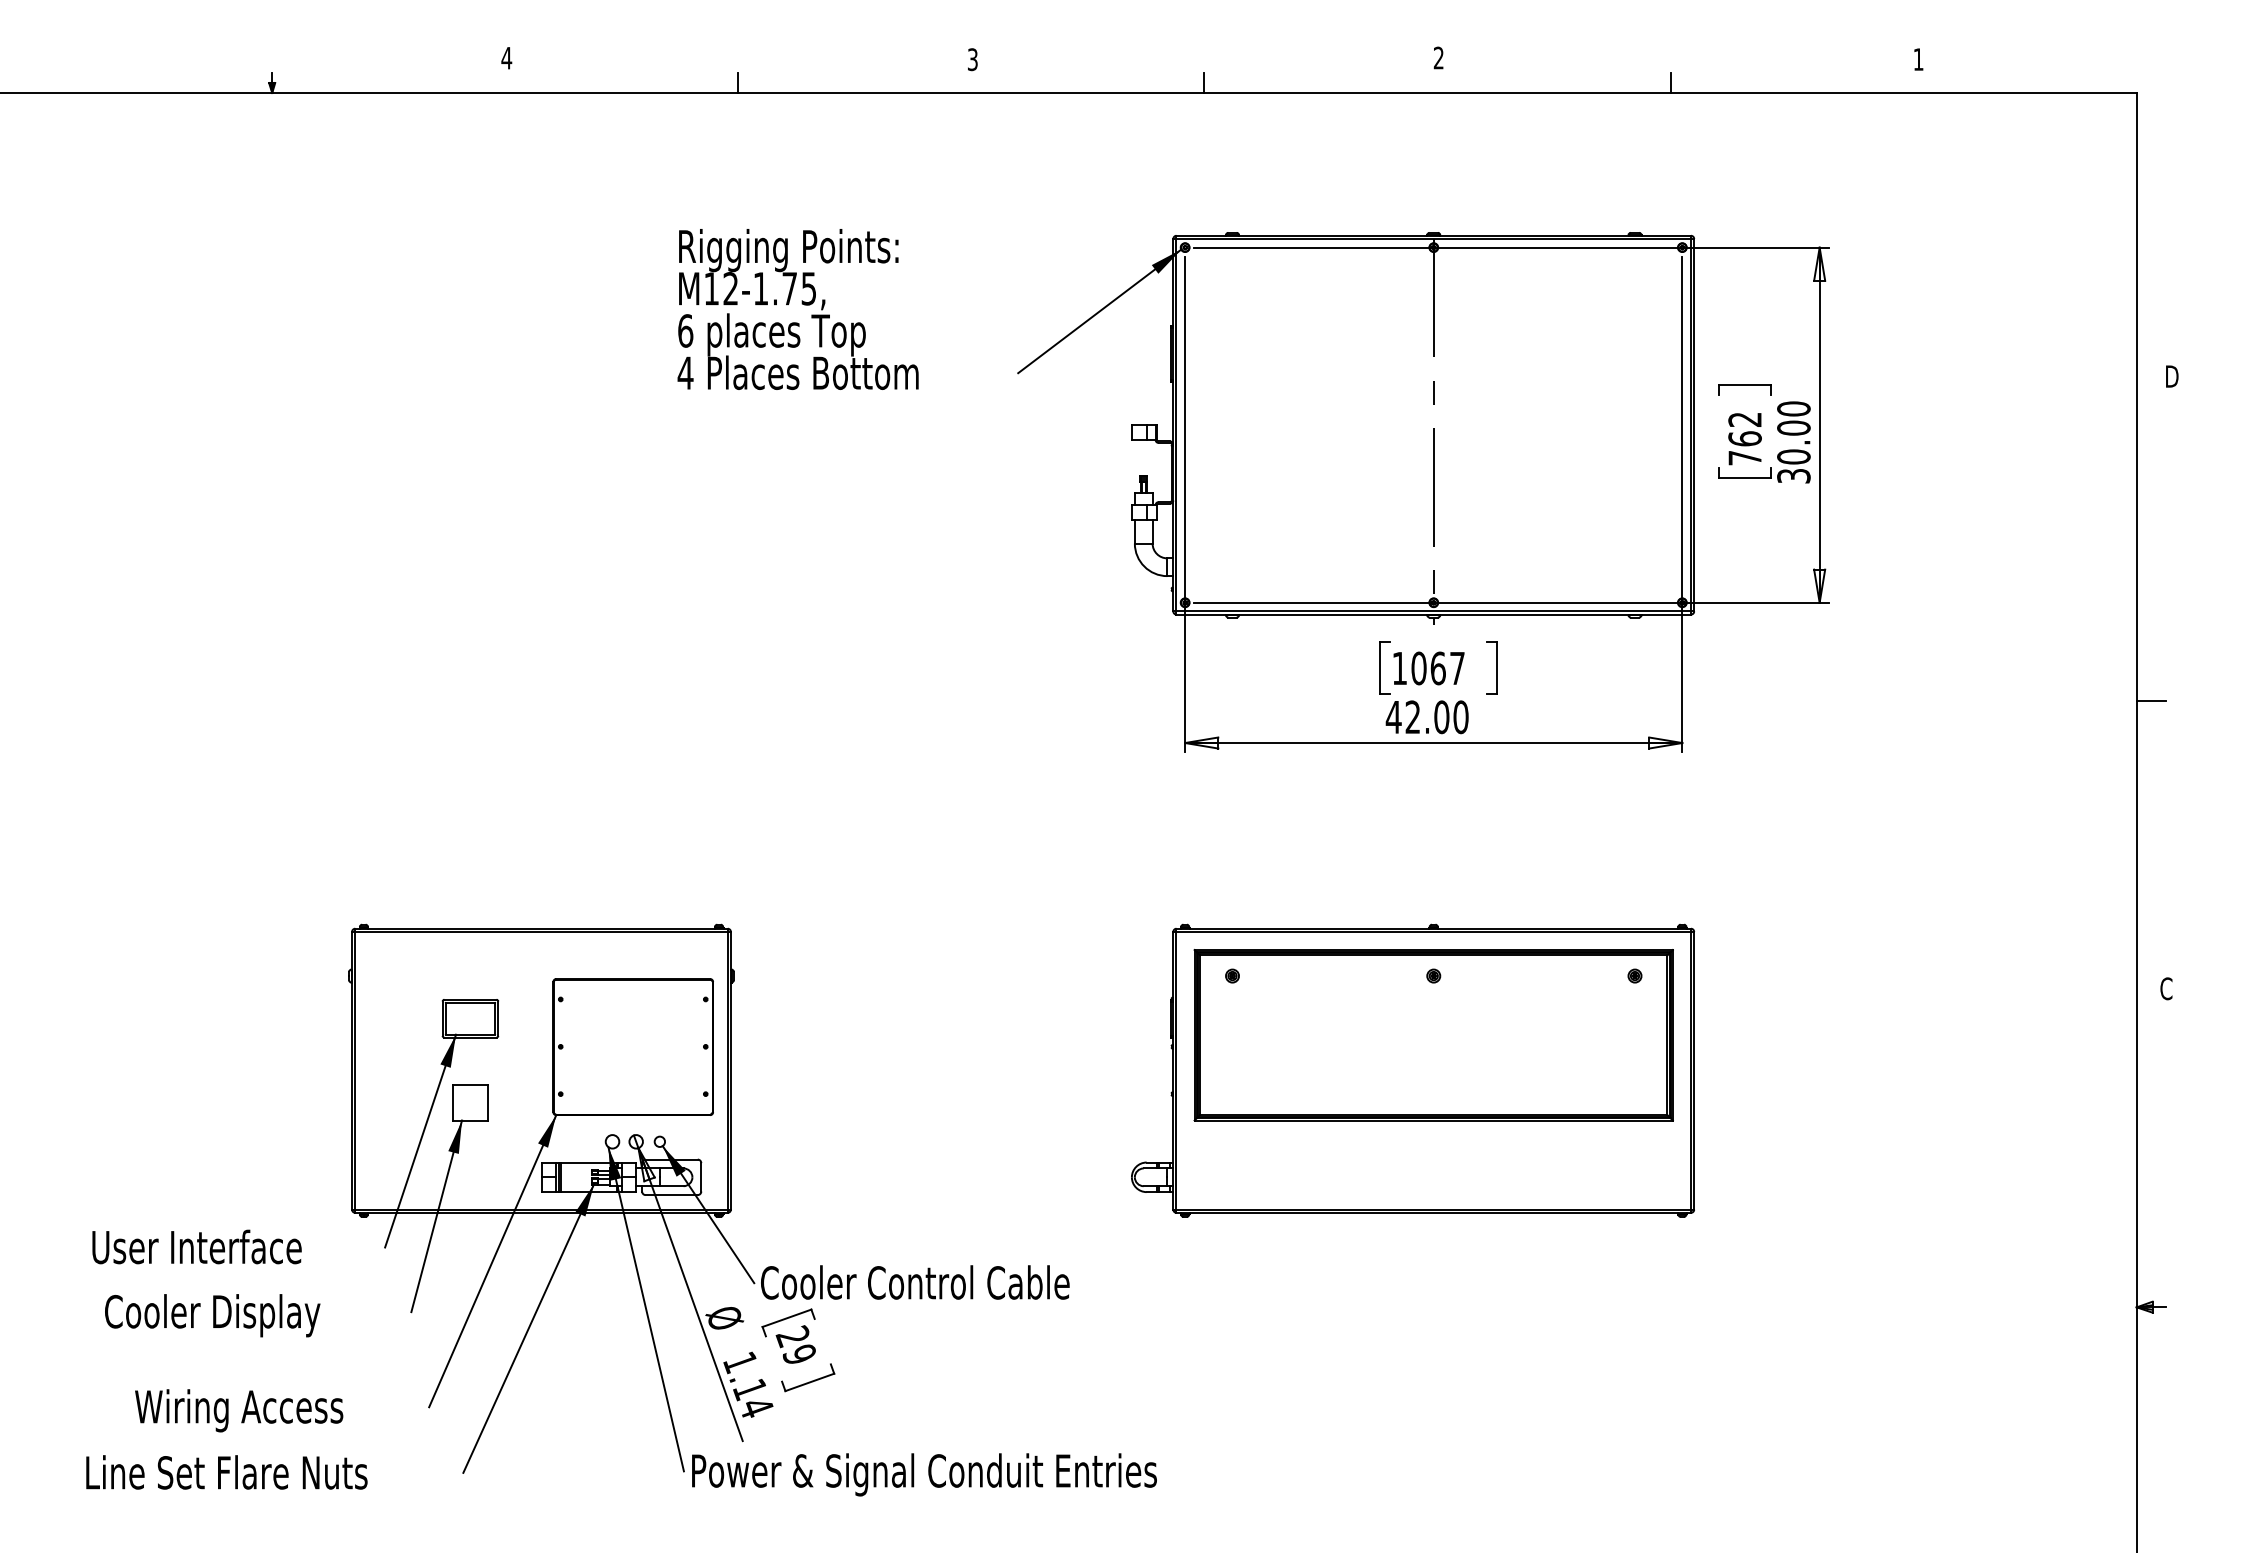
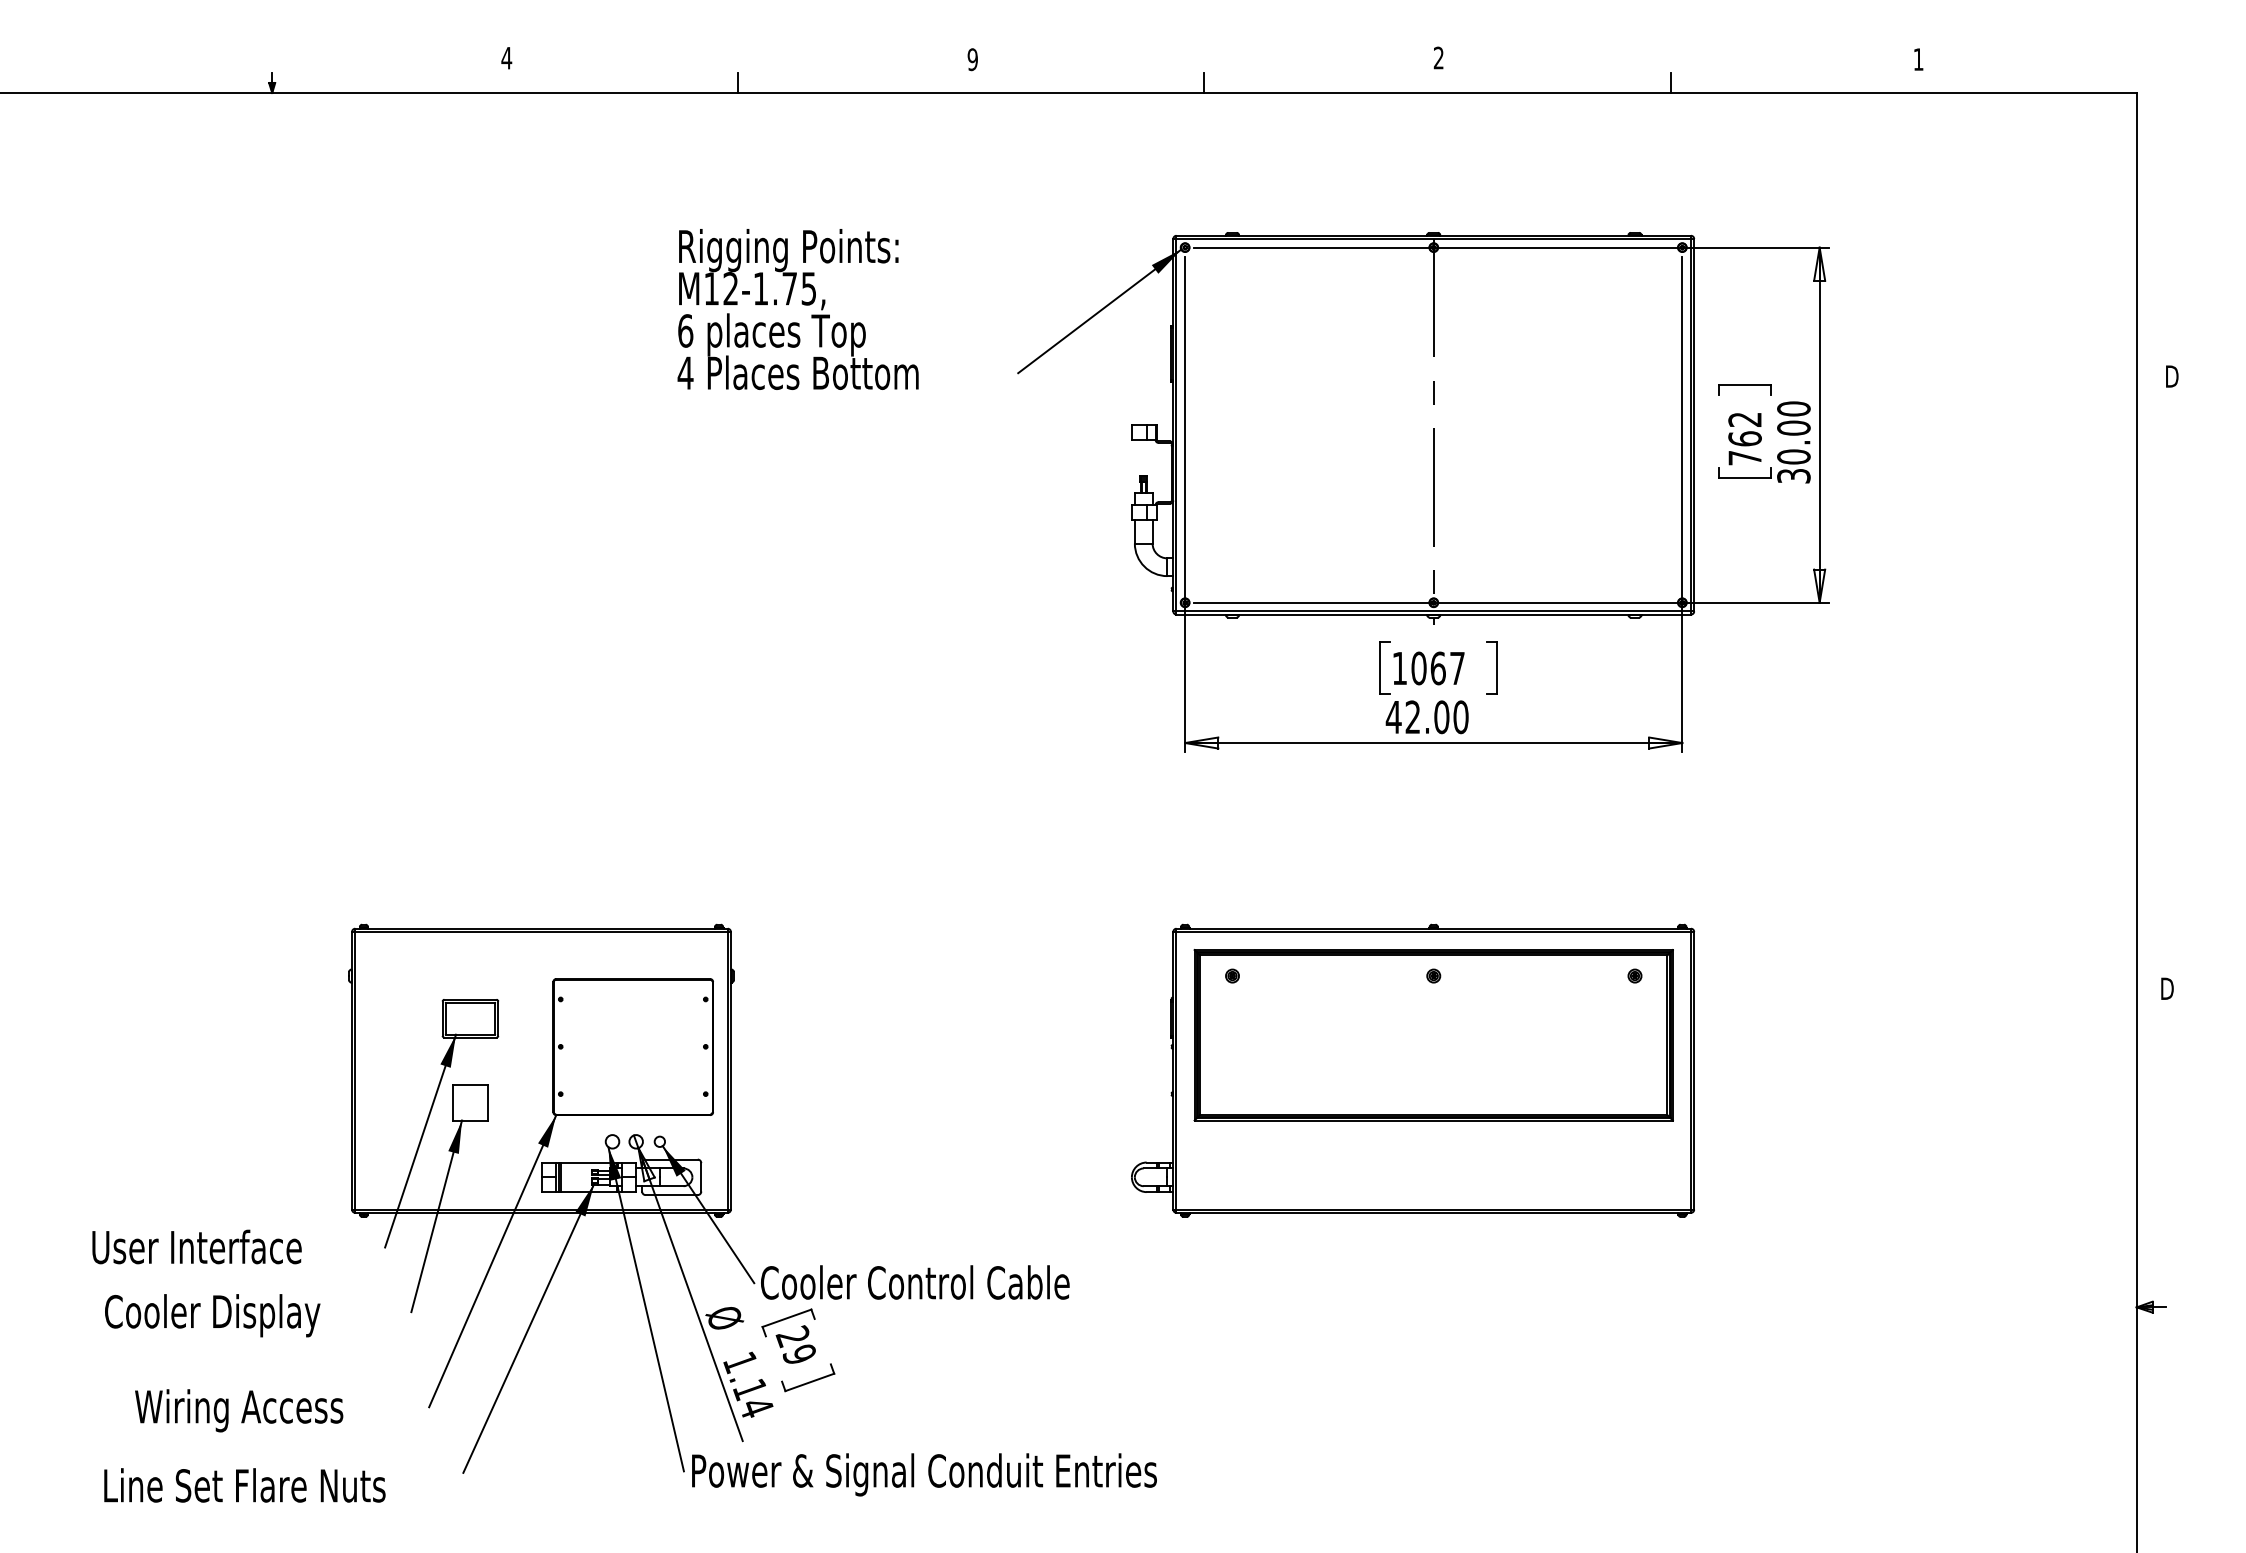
text: 3 -> 9 (972, 59)
line: present -> none (2151, 700)
text: C -> D (2166, 988)
text position: (226, 1472) -> (244, 1485) (244, 1485)
